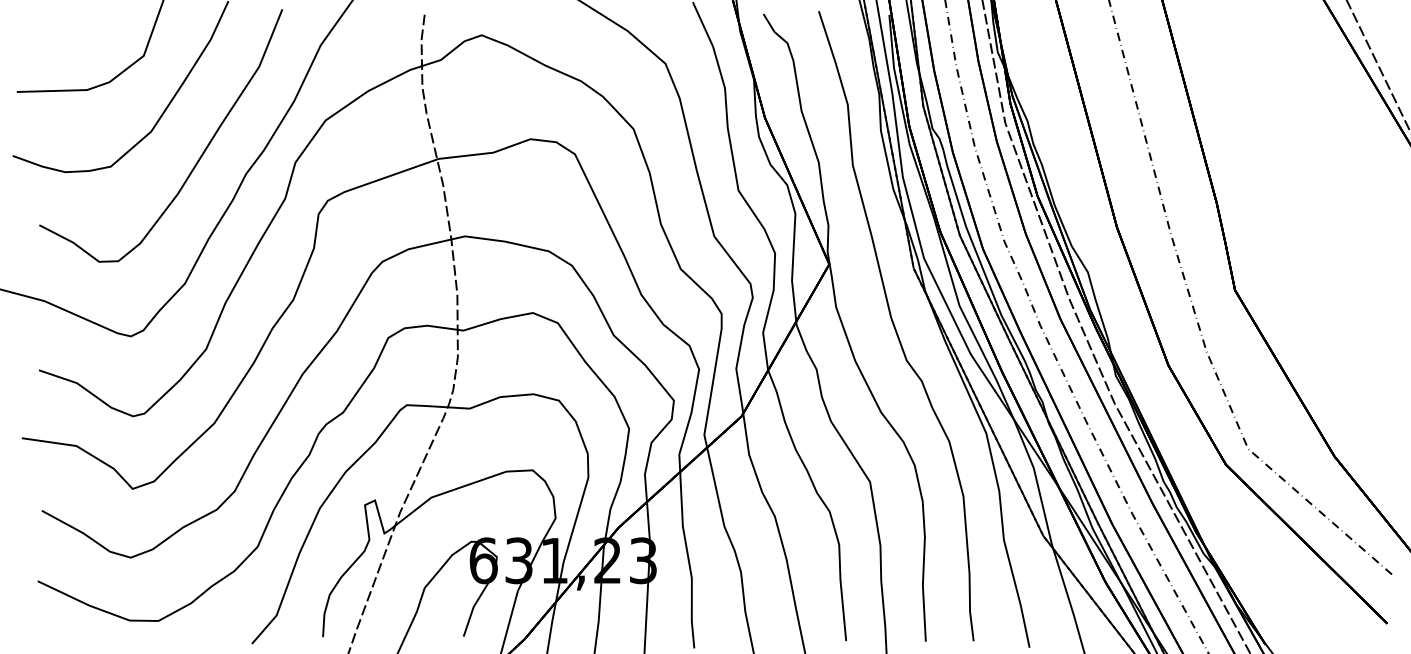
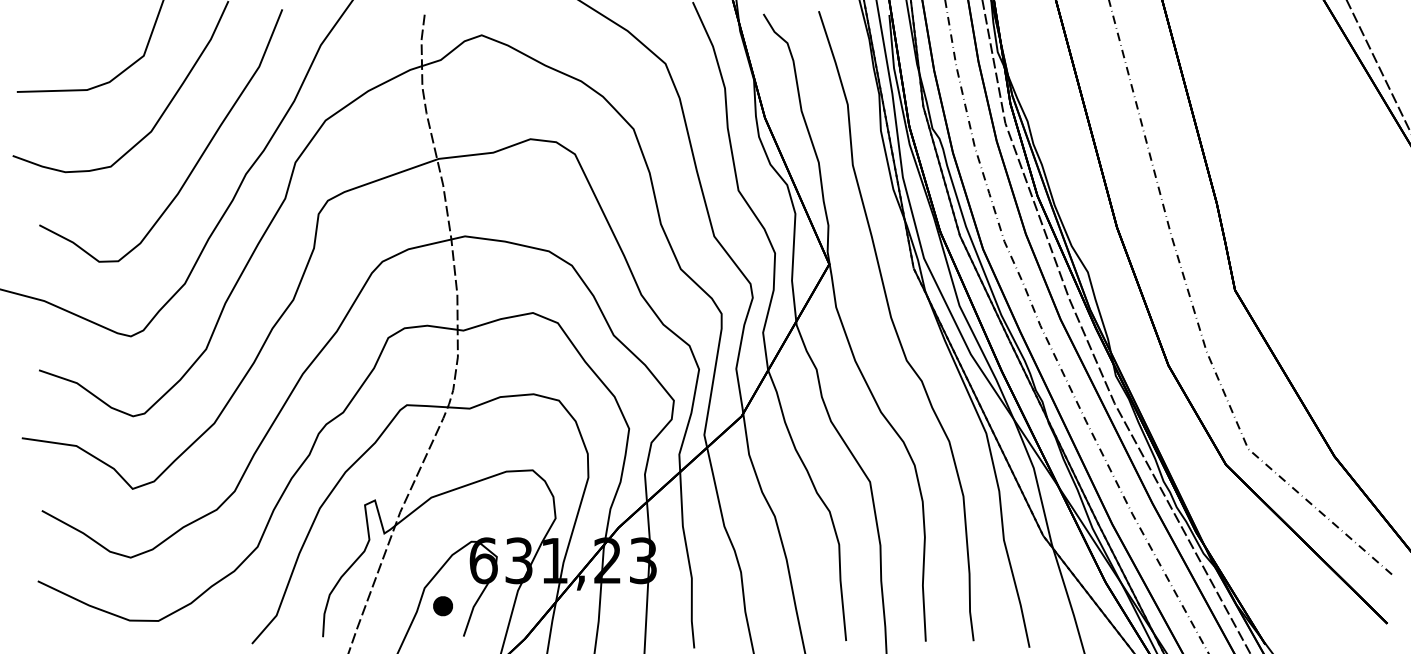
part: none -> present (442, 606)
